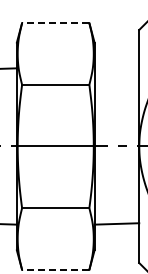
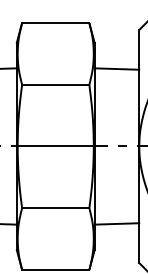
line: dashed -> solid (55, 23)
line: none -> present (116, 68)
line: dashed -> solid (55, 269)
